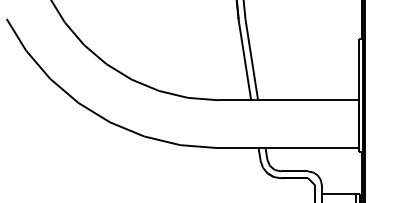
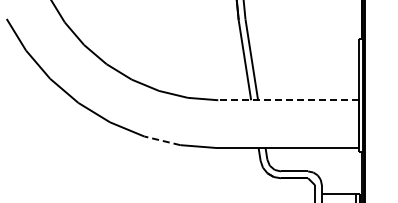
line: solid -> dashed (288, 100)
line: solid -> dashed (162, 140)
